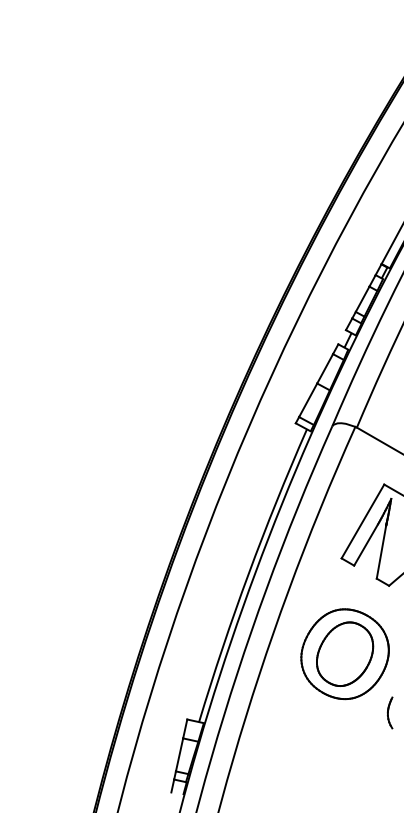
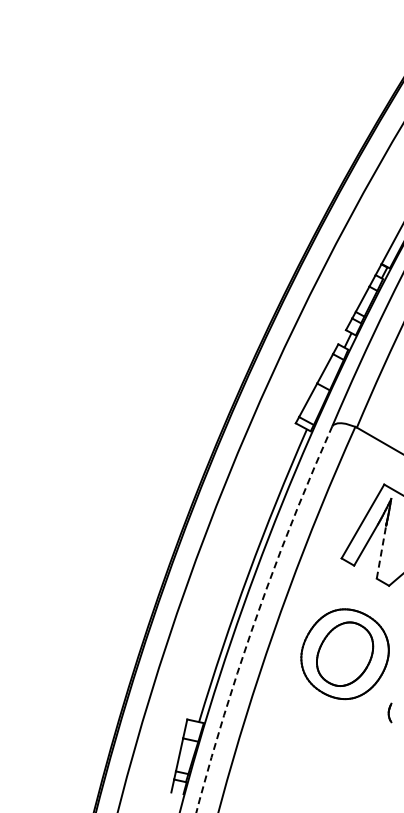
line: solid -> dashed (381, 552)
arc: solid -> dashed (256, 617)
part size: 8x34 px -> 6x22 px (389, 712)
